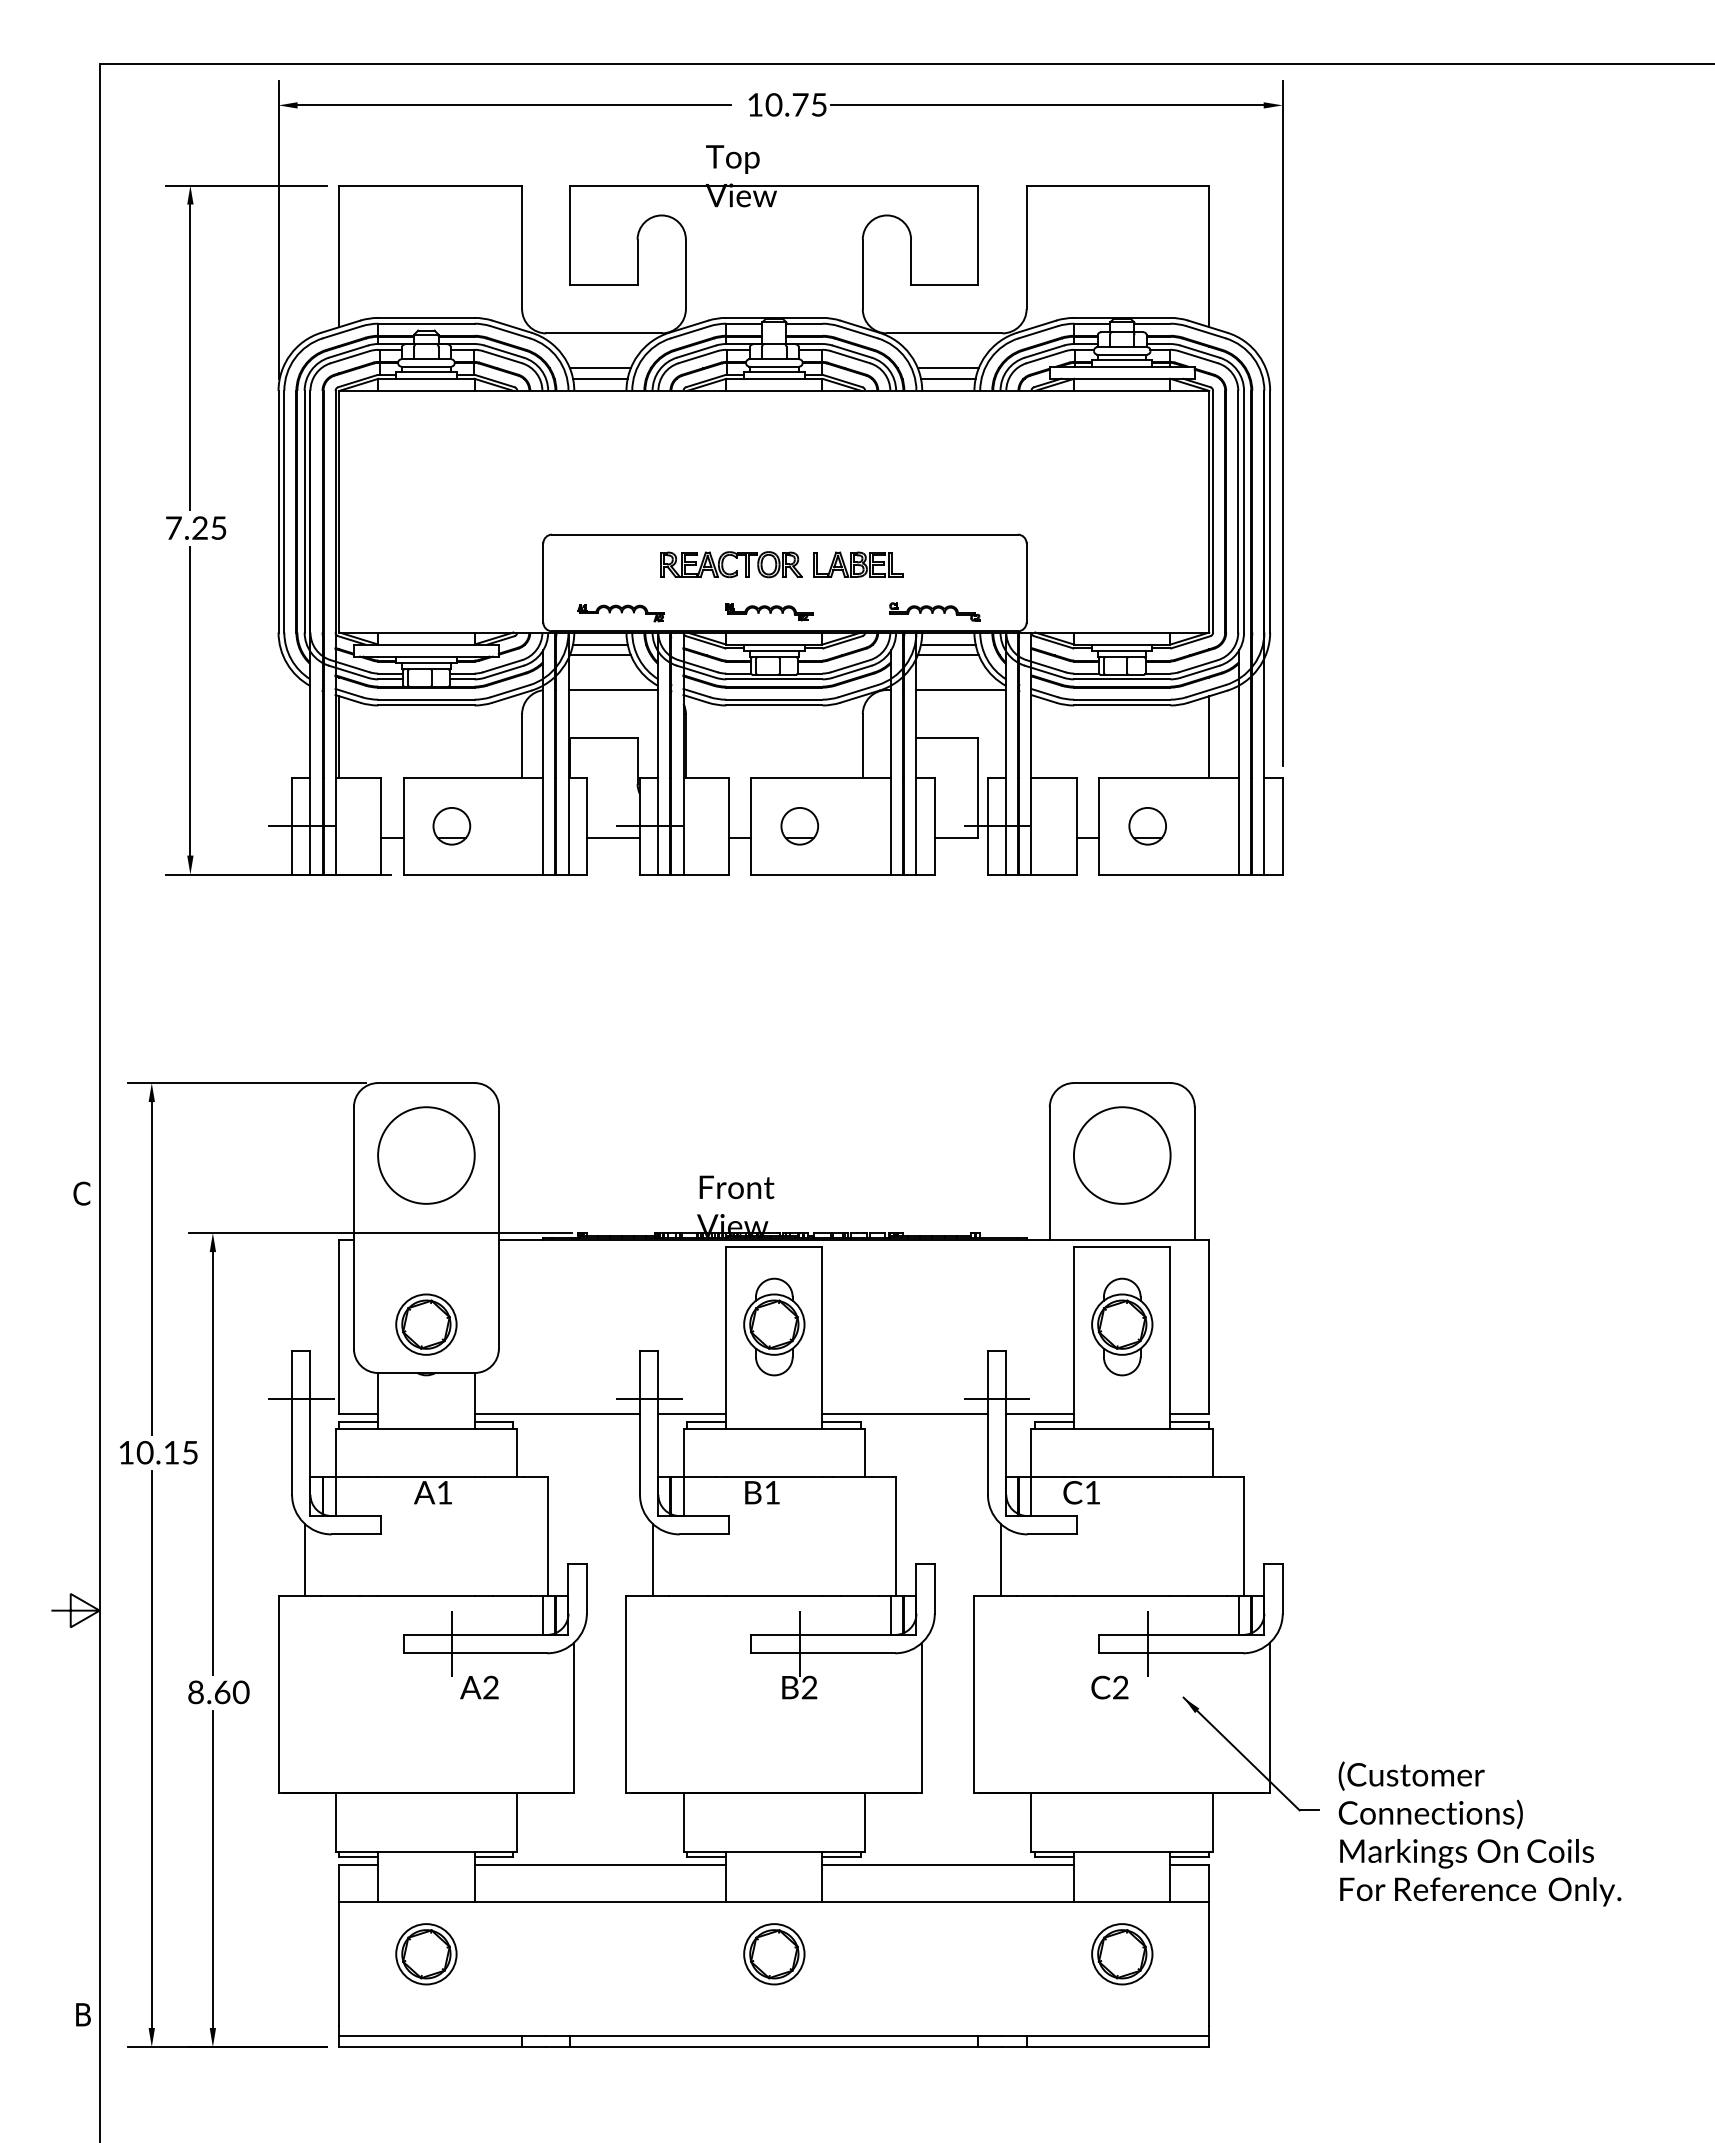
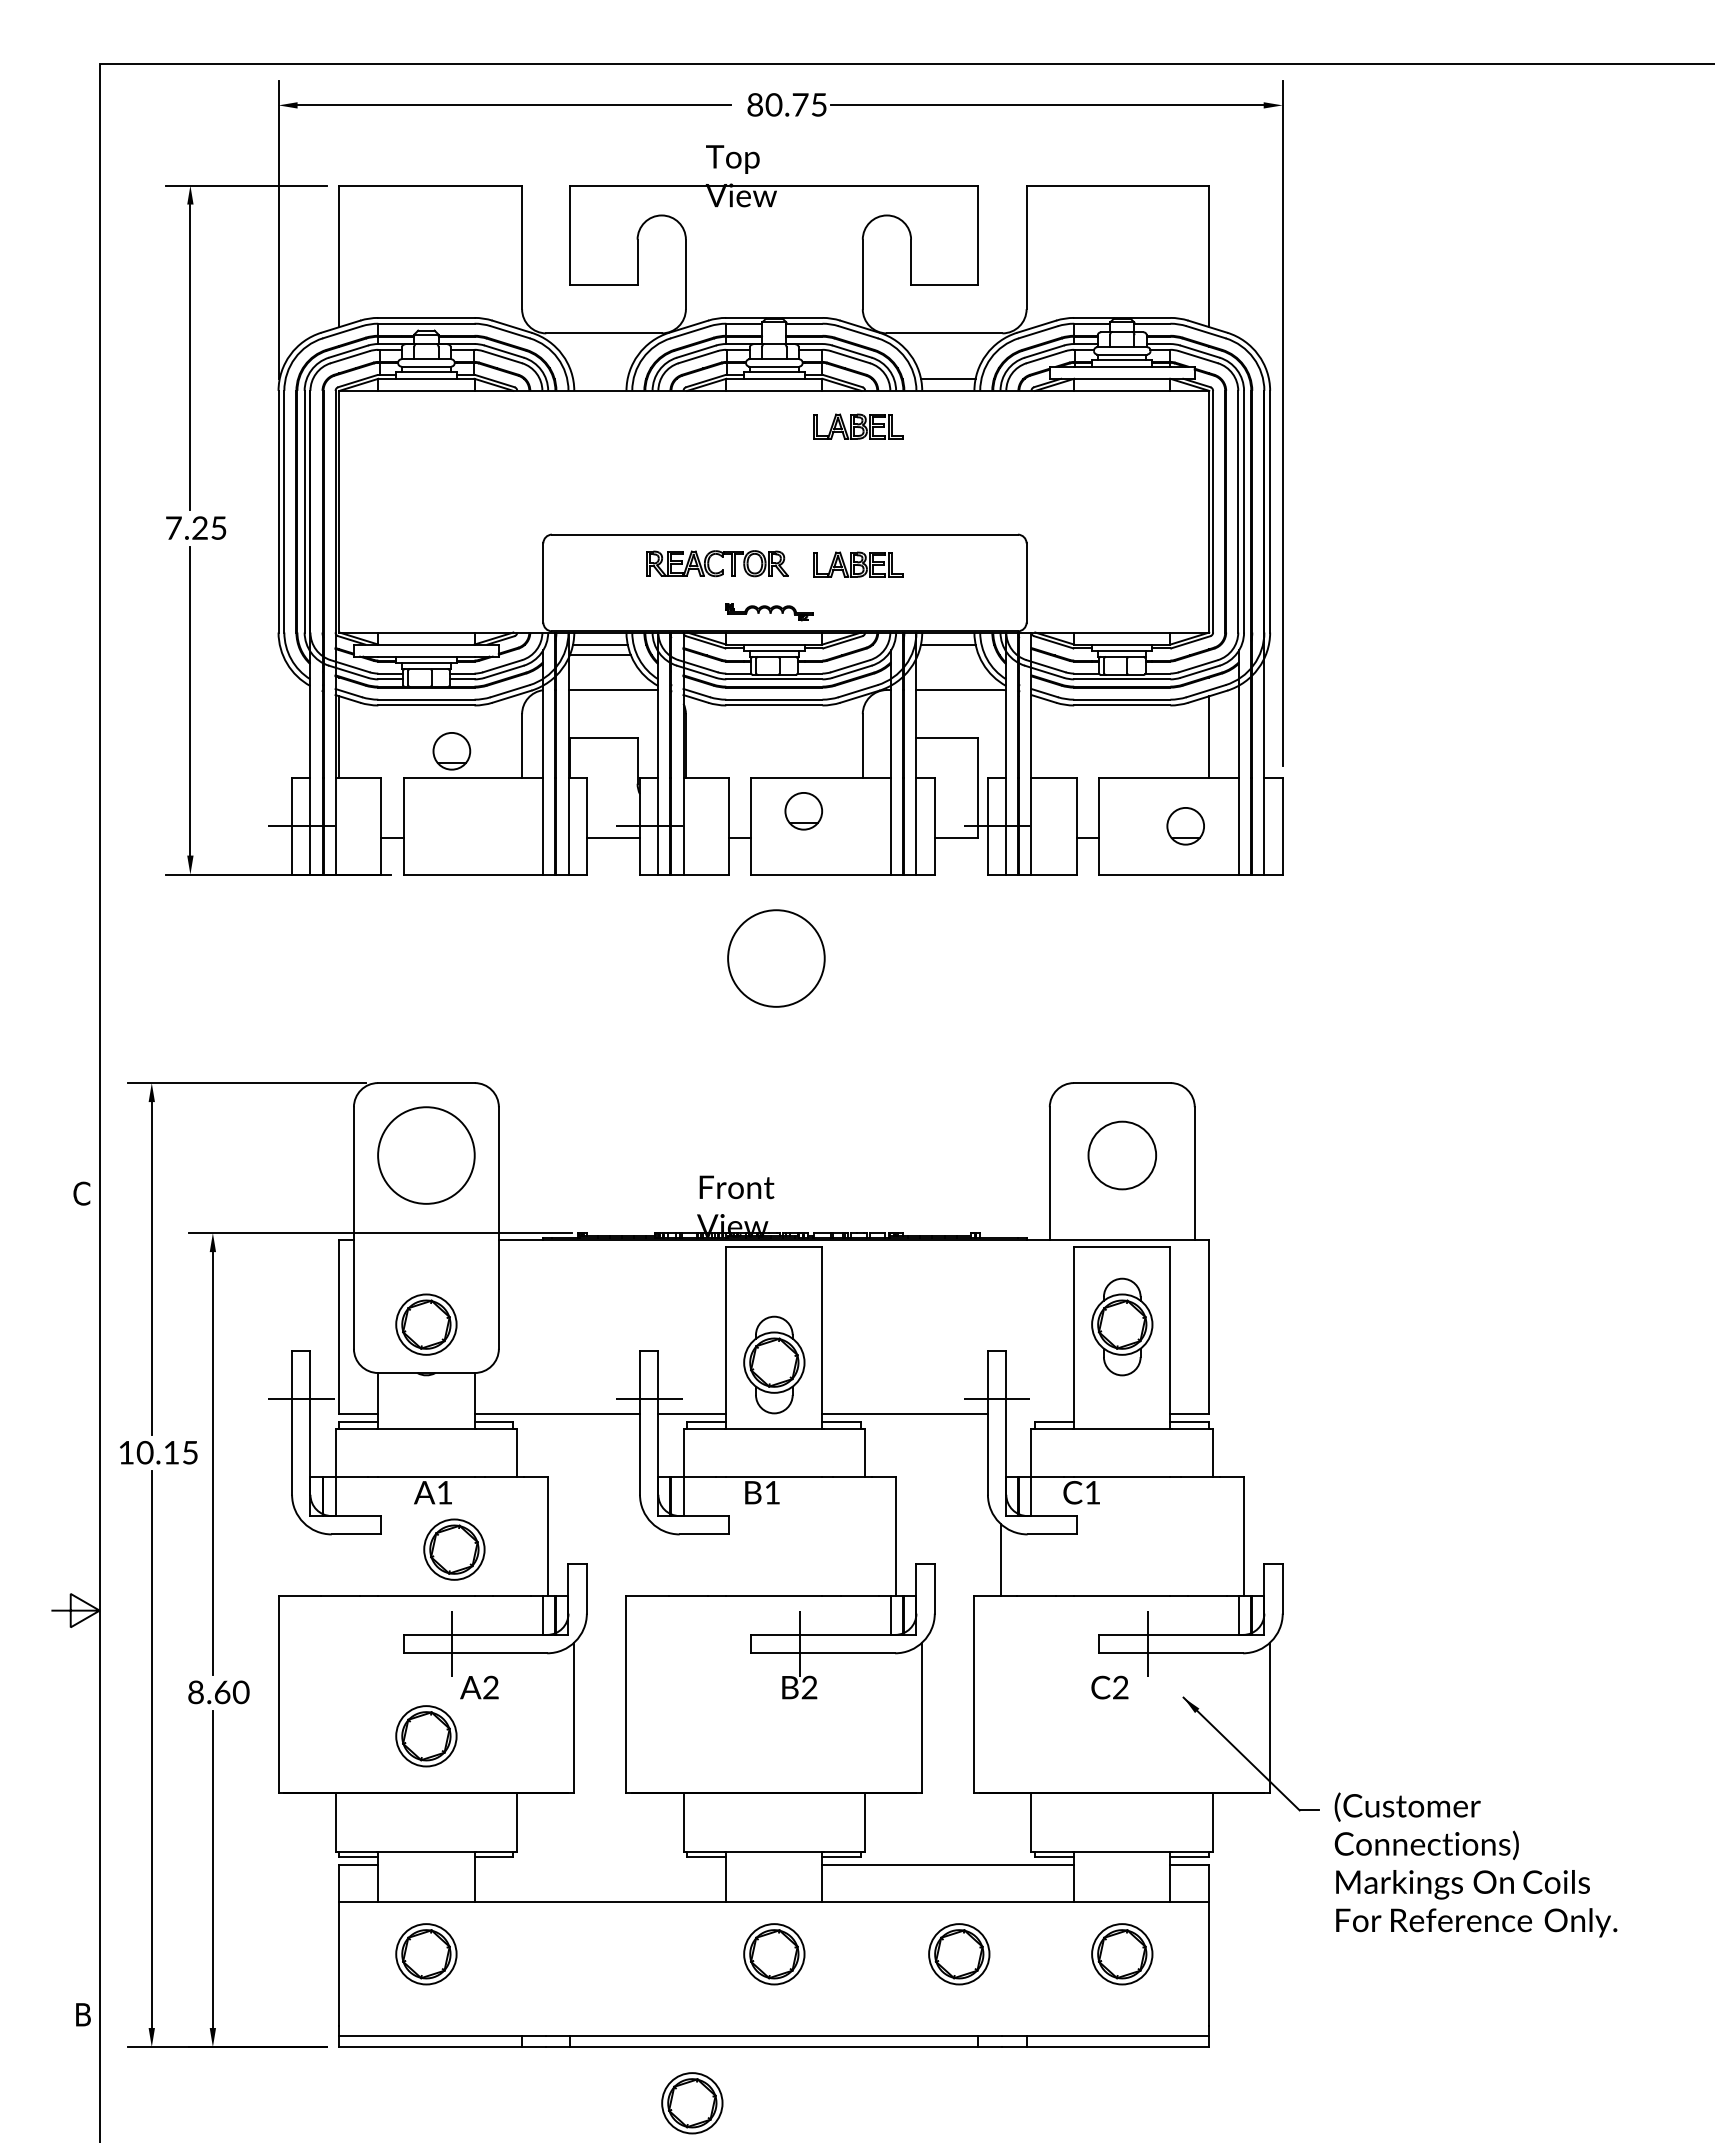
text: 10.75 -> 80.75 (754, 104)
line: present -> none (599, 368)
line: present -> none (947, 368)
line: present -> none (600, 378)
part: none -> present (858, 426)
part position: (735, 558) -> (721, 557) (721, 557)
part: present -> none (934, 611)
part: present -> none (620, 613)
line: present -> none (947, 655)
part position: (451, 826) -> (451, 751) (451, 751)
part position: (799, 826) -> (803, 811) (803, 811)
part position: (1147, 826) -> (1185, 826) (1185, 826)
circle: none -> present (776, 958)
circle size: 99x99 px -> 71x71 px (1122, 1155)
part position: (774, 1326) -> (774, 1364) (774, 1364)
line: present -> none (1040, 1413)
part: none -> present (454, 1549)
line: present -> none (304, 1559)
line: present -> none (652, 1559)
part: none -> present (426, 1736)
text position: (1479, 1833) -> (1475, 1864) (1475, 1864)
line: present -> none (600, 1865)
part: none -> present (959, 1954)
part: none -> present (692, 2103)
